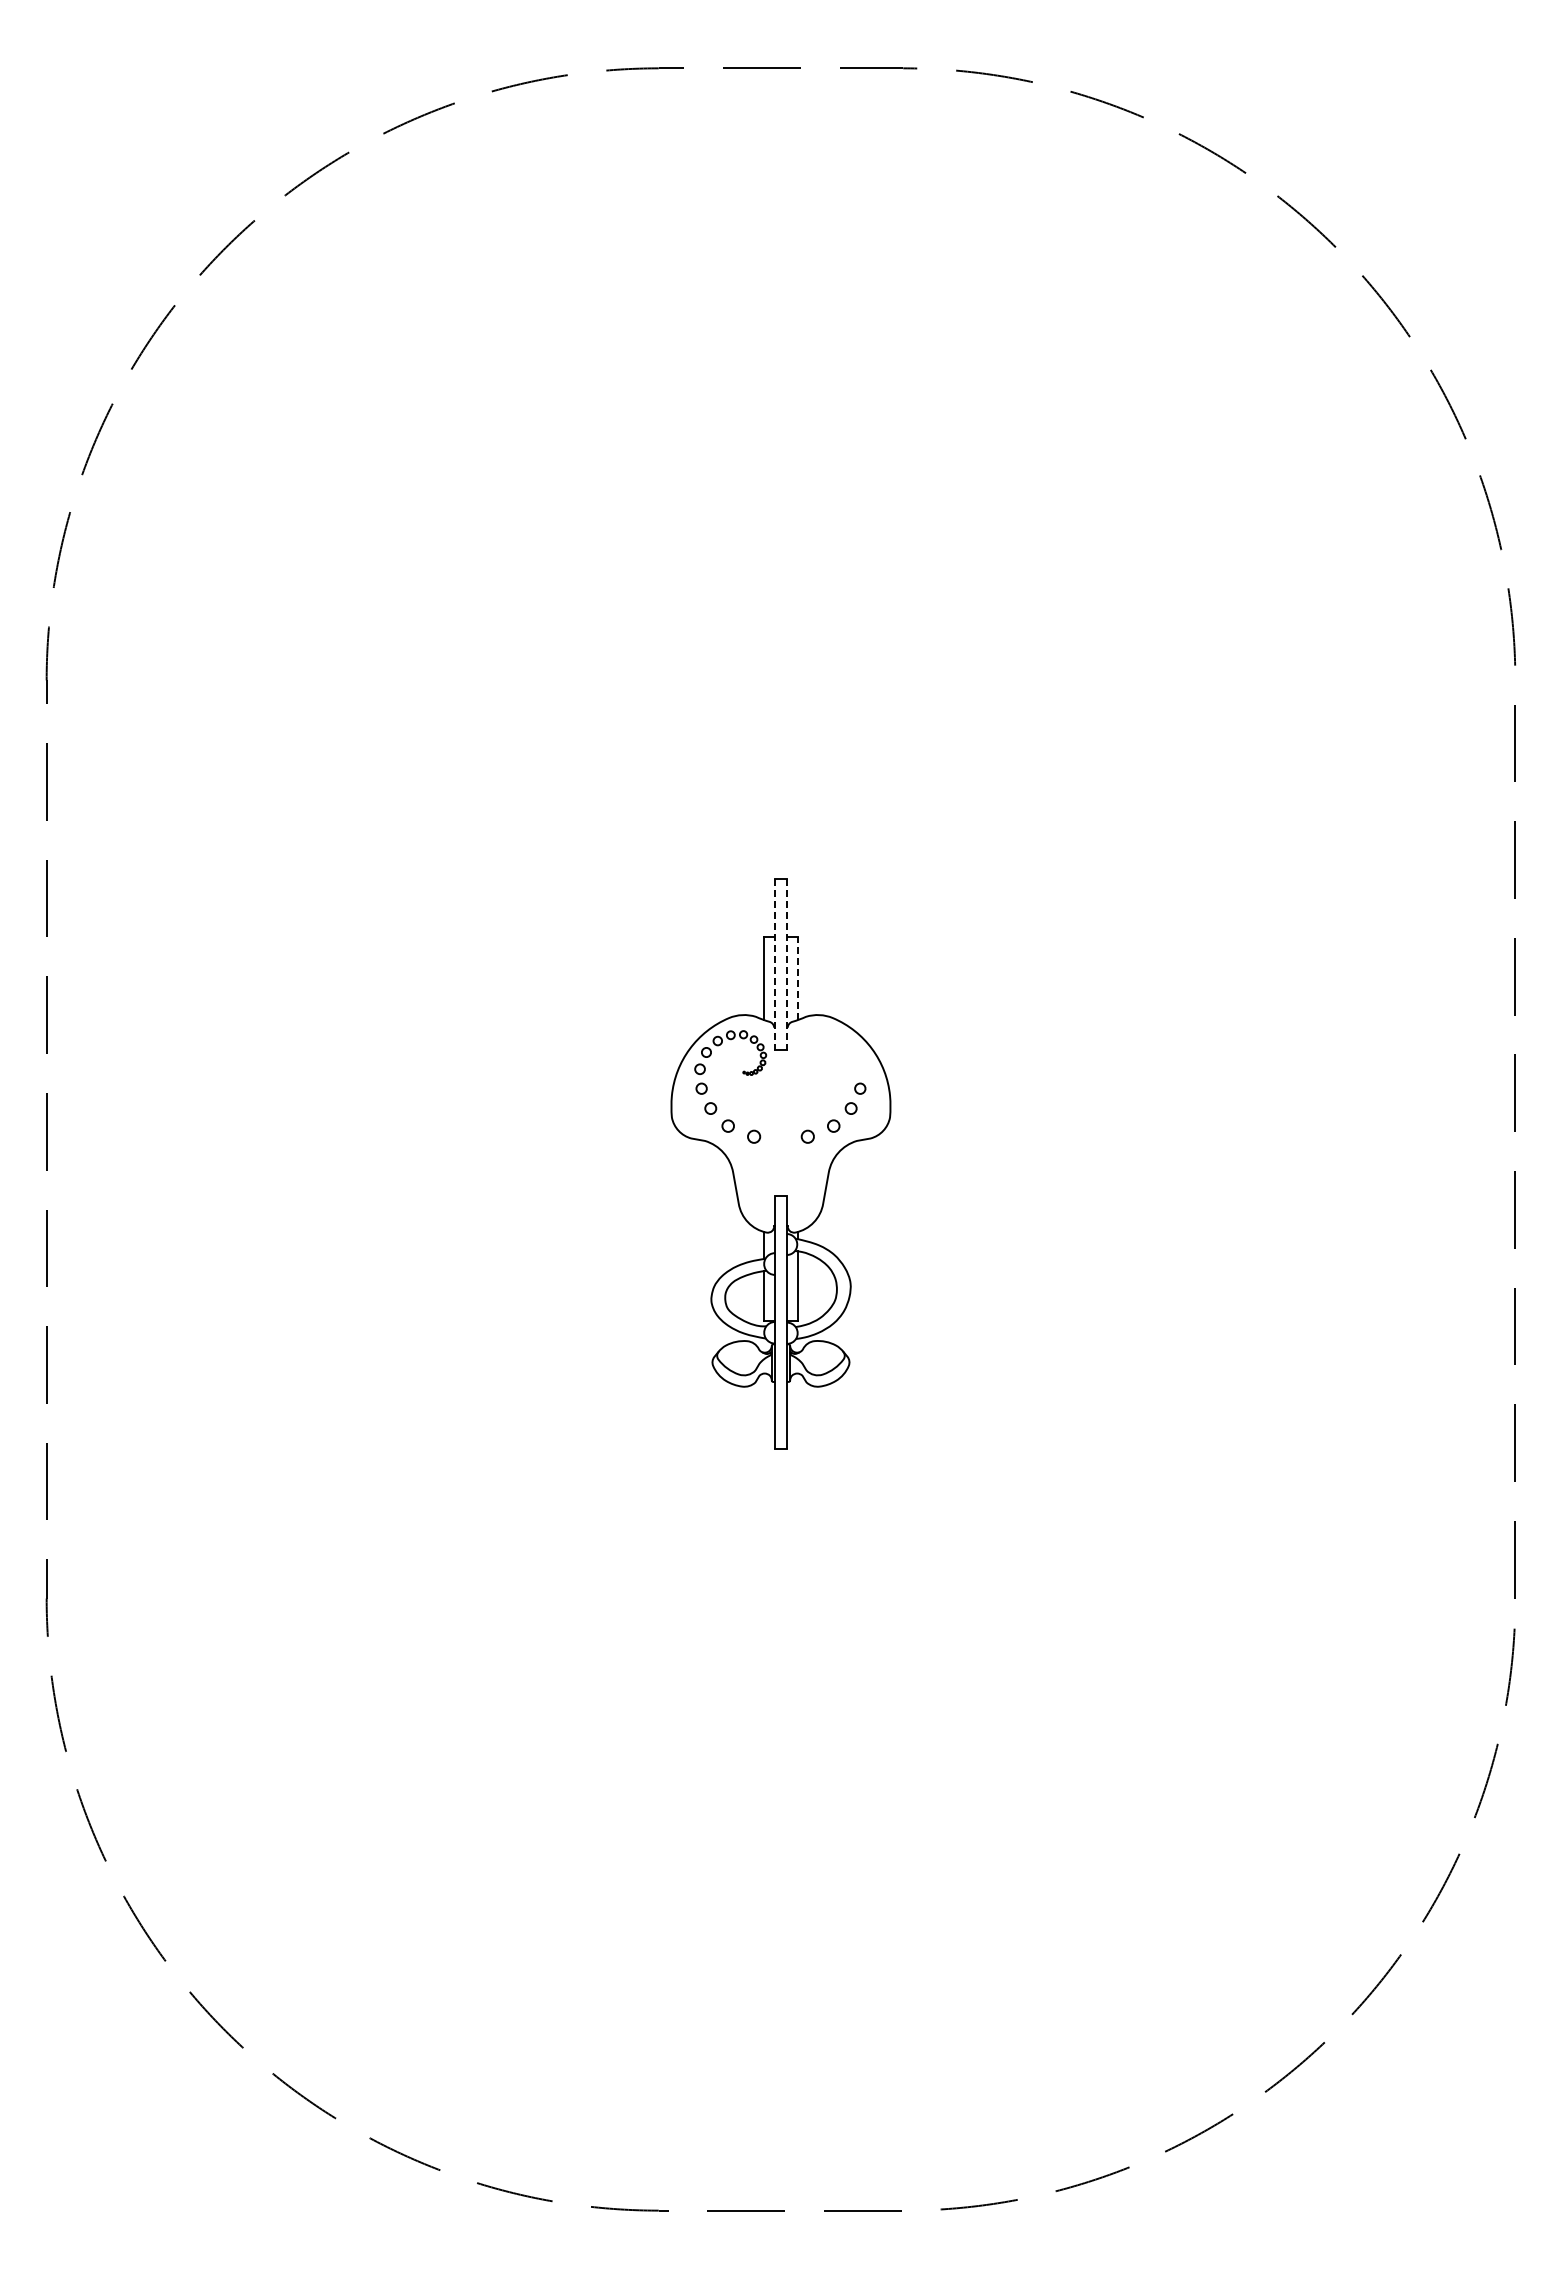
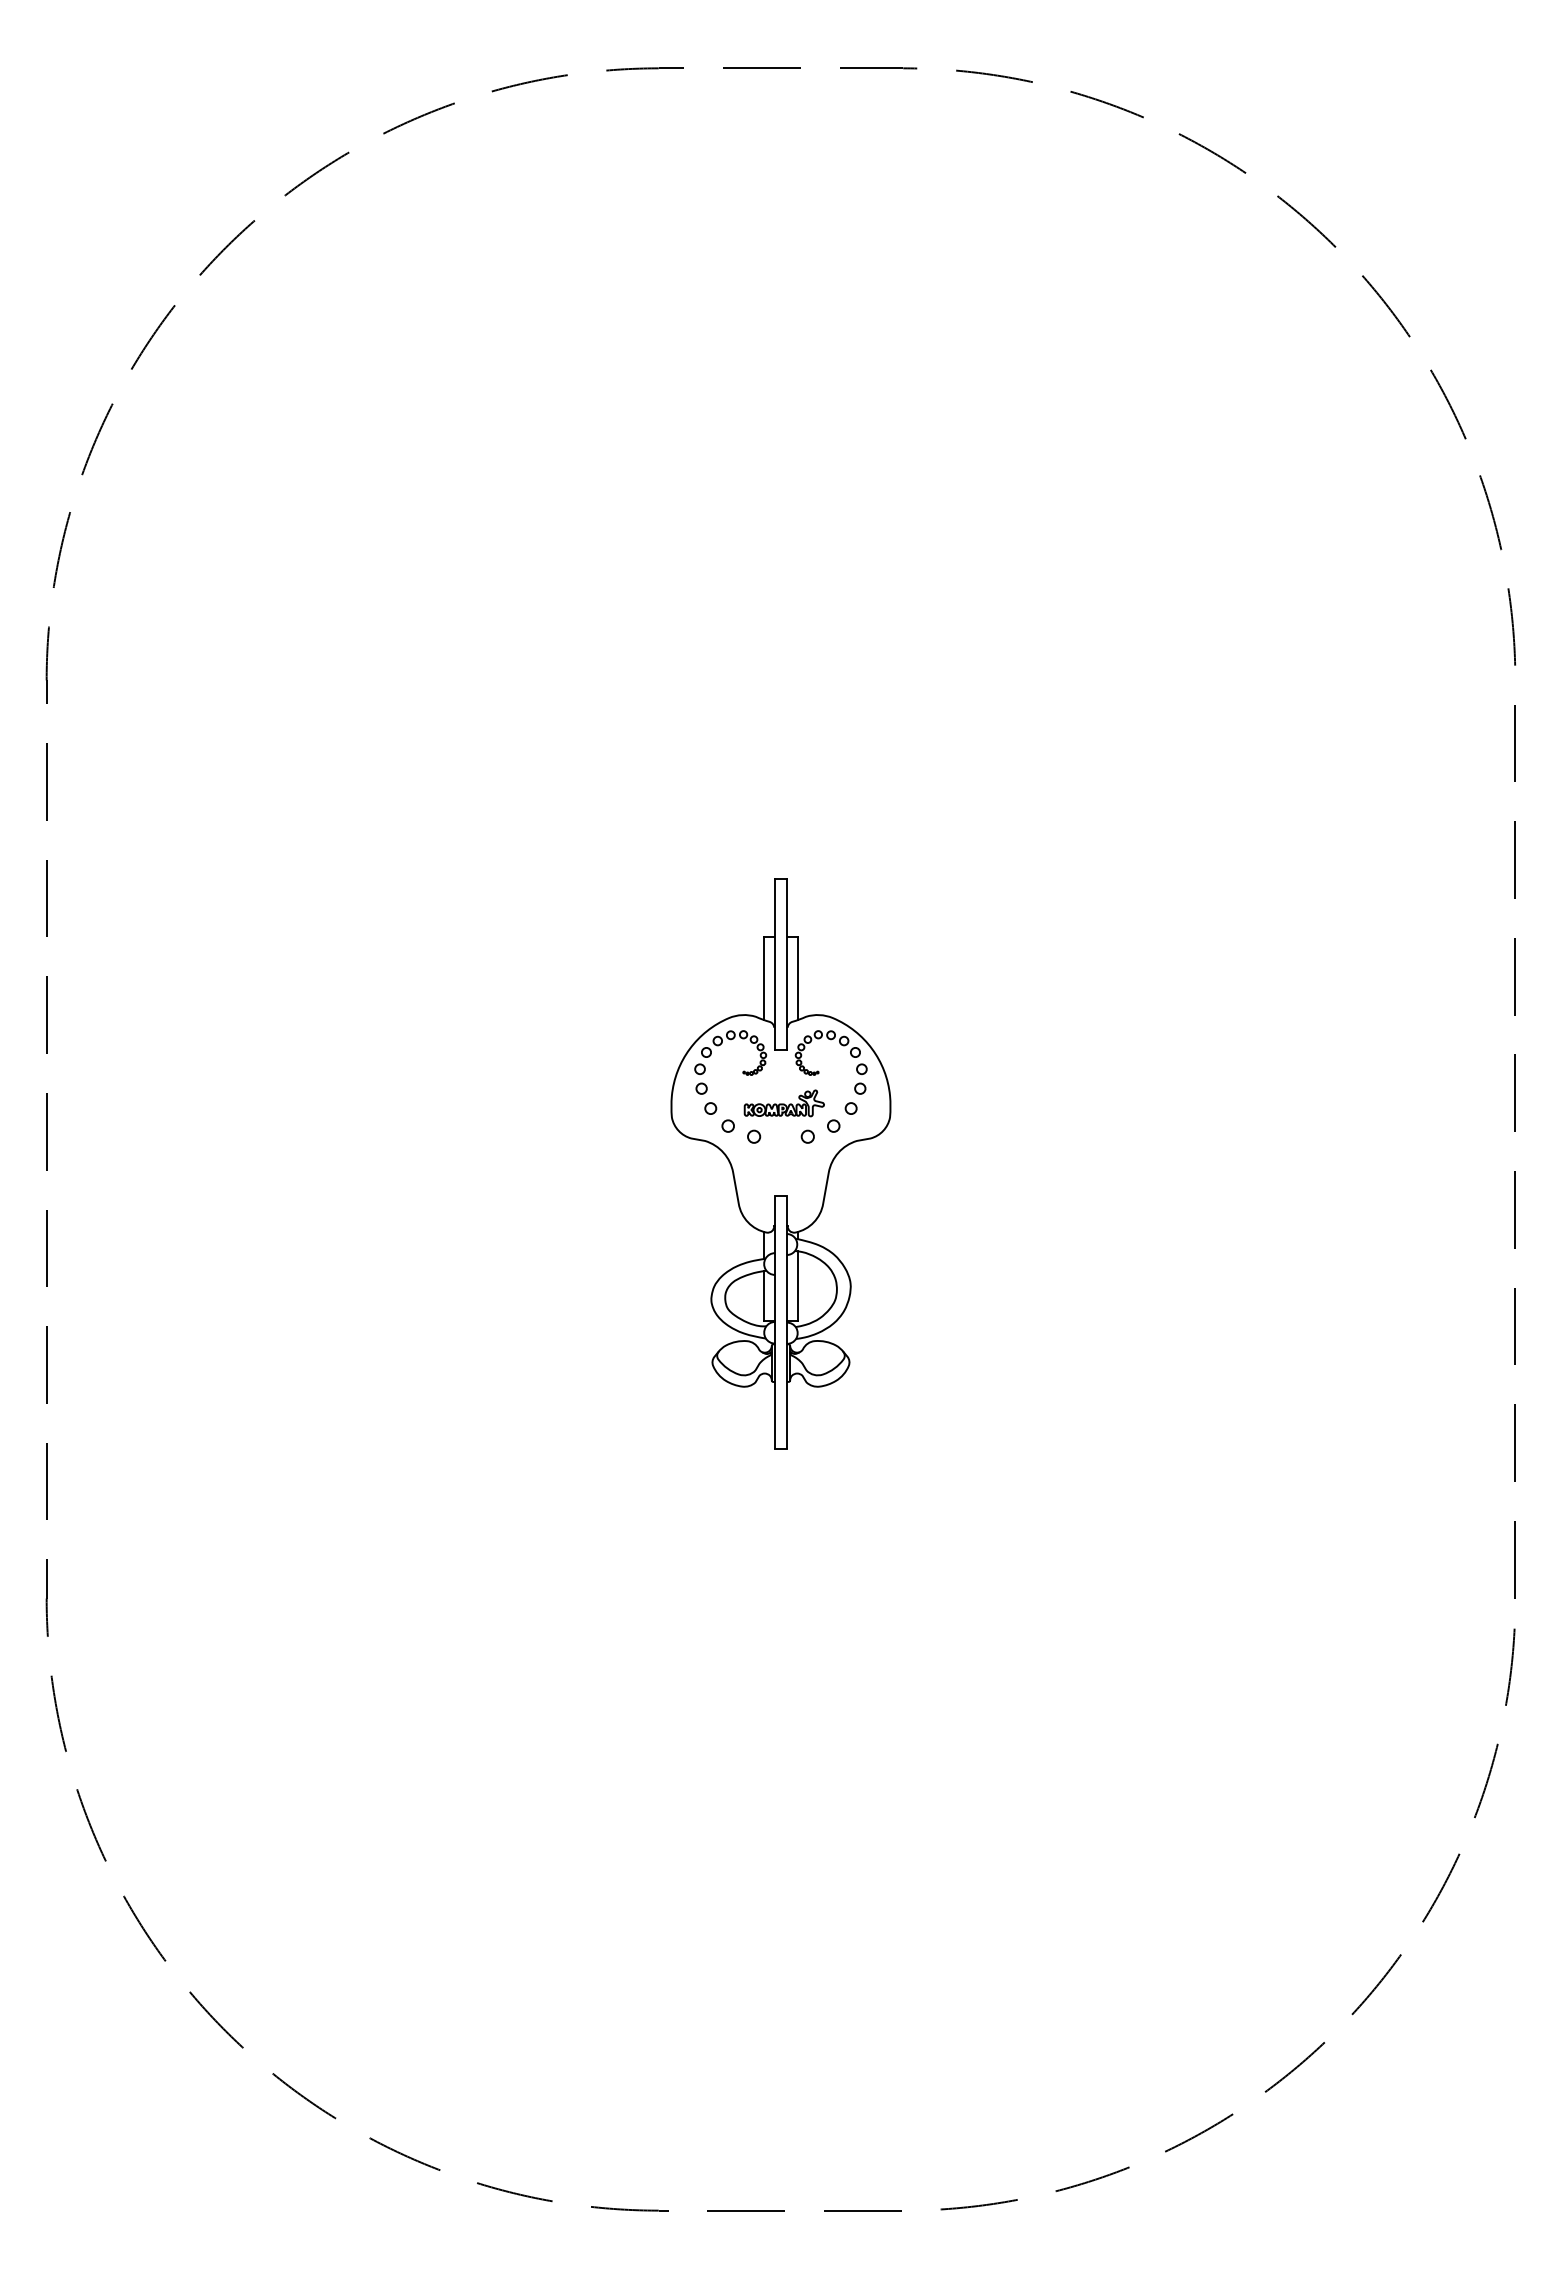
line: dashed -> solid (775, 965)
line: dashed -> solid (786, 965)
line: dashed -> solid (798, 978)
part: none -> present (830, 1040)
part: none -> present (783, 1103)
